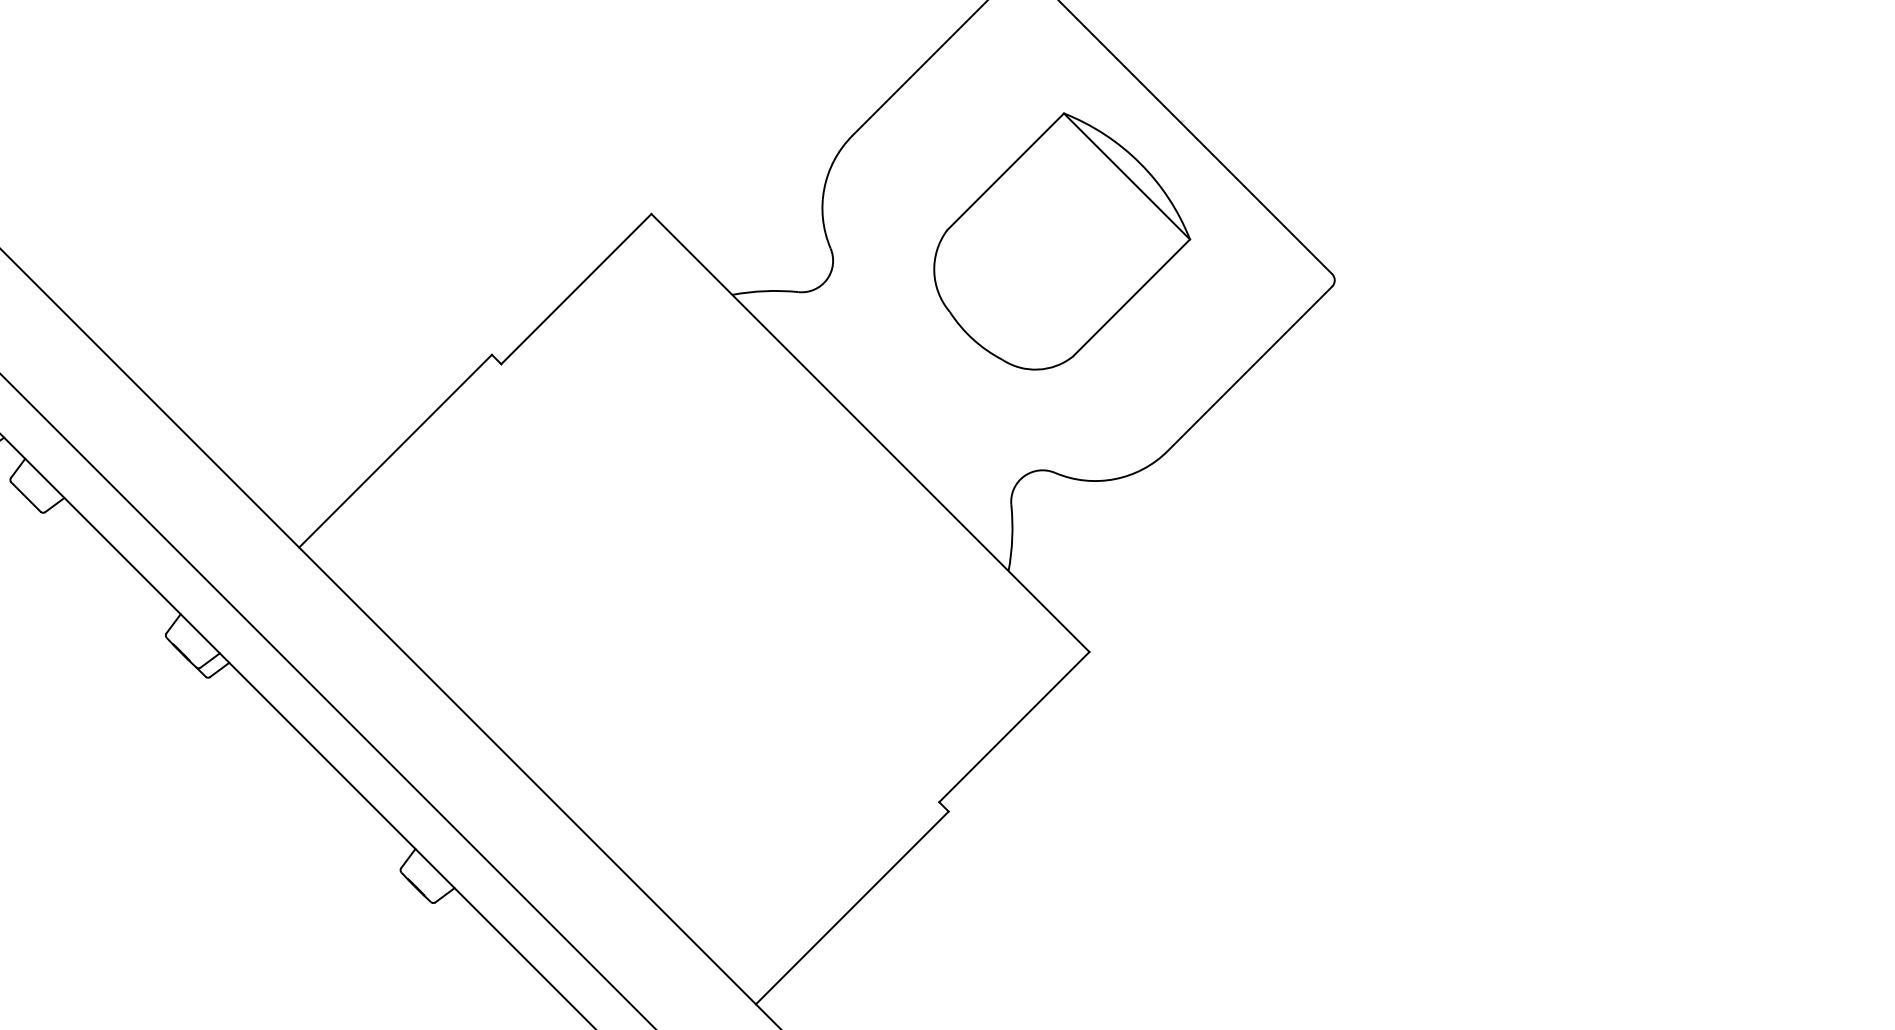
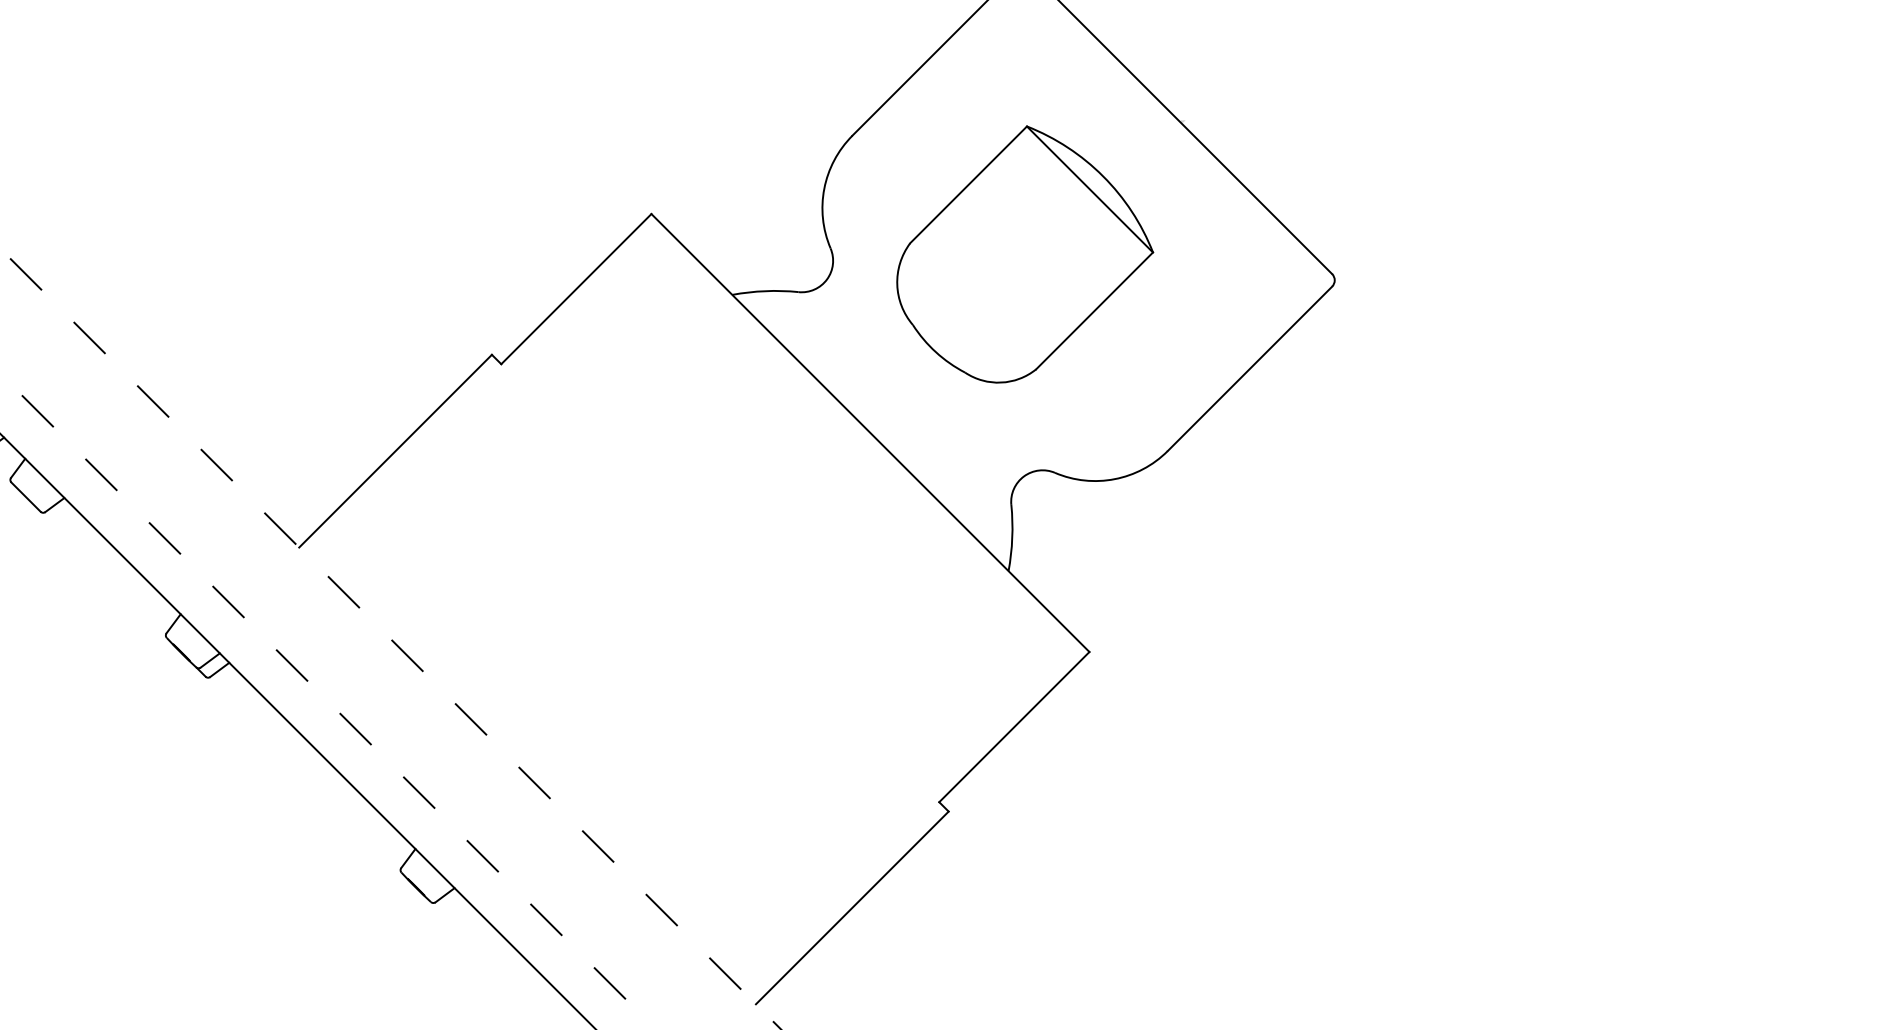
part position: (1062, 241) -> (1025, 254) (1025, 254)
line: solid -> dashed (391, 639)
line: solid -> dashed (328, 702)
